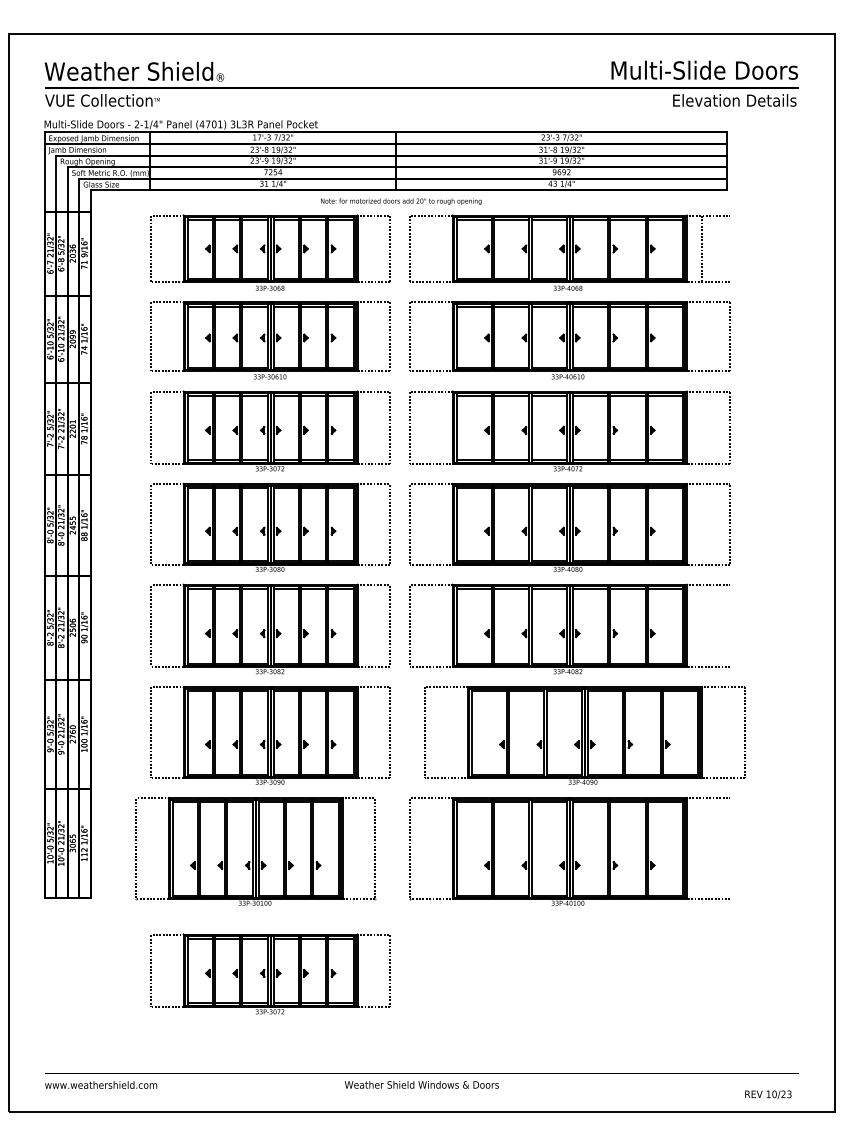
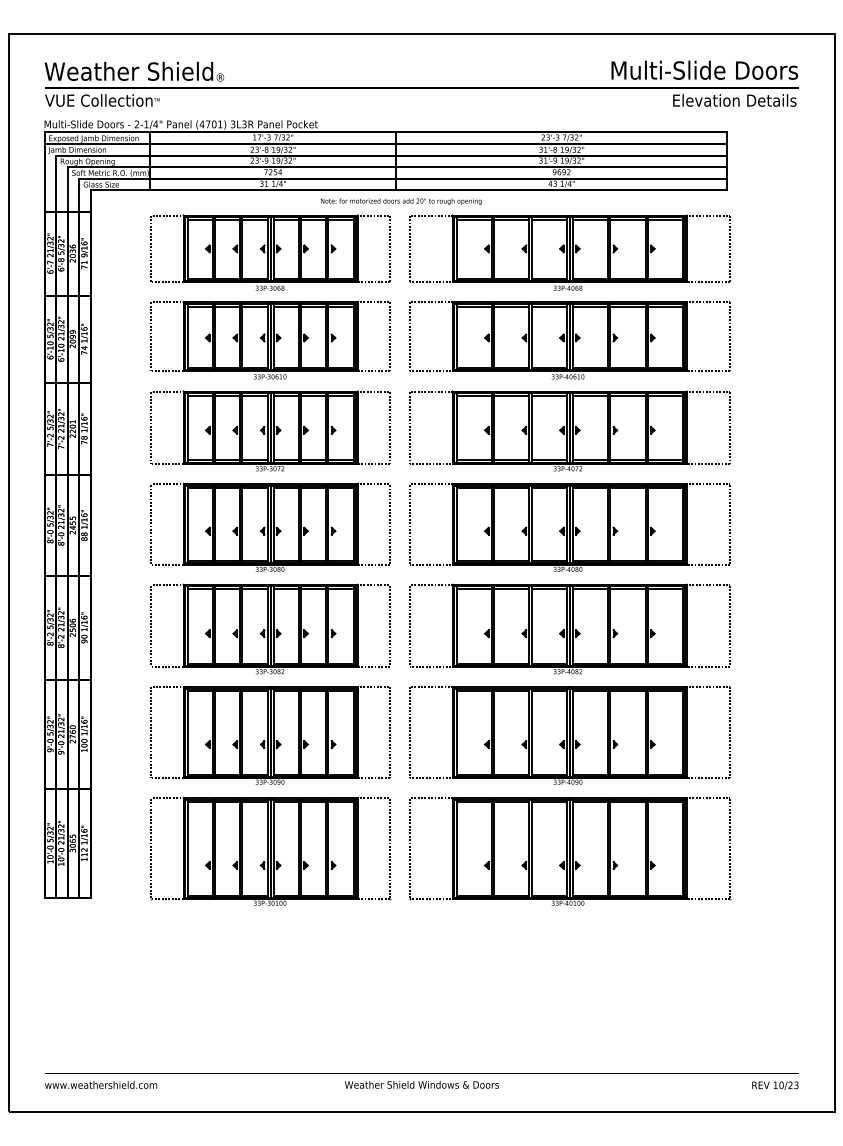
line position: (701, 248) -> (729, 248) (729, 248)
line: none -> present (729, 625)
part position: (584, 735) -> (569, 735) (569, 735)
line: none -> present (729, 848)
part position: (255, 851) -> (270, 851) (270, 851)
part: present -> none (270, 973)
text position: (768, 1094) -> (775, 1085) (775, 1085)
